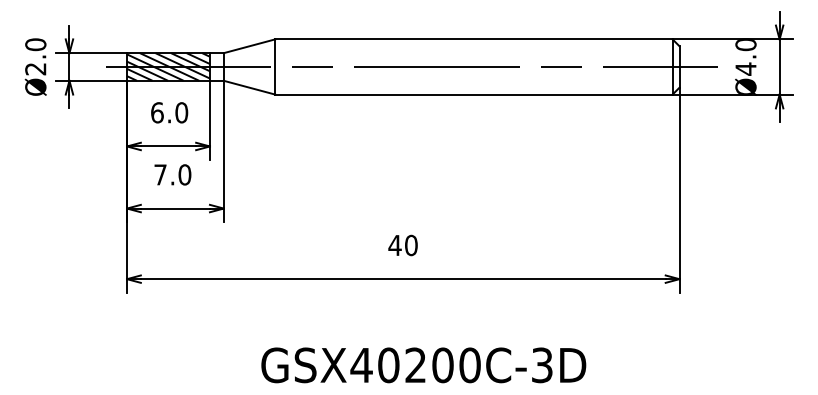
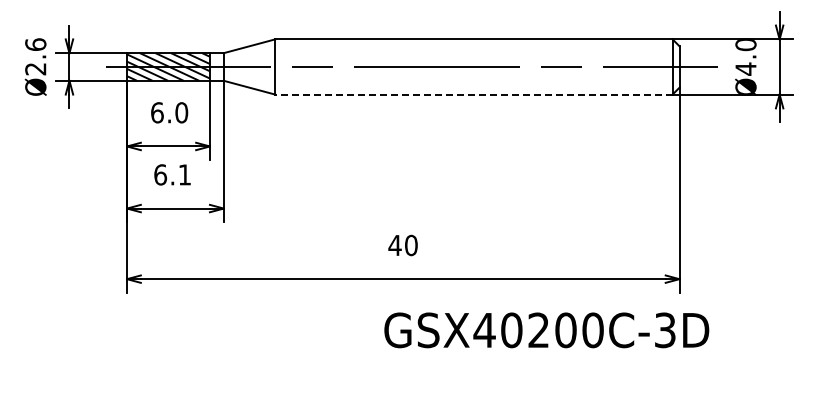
text: Ø2.0 -> Ø2.6 (35, 44)
line: solid -> dashed (473, 94)
text: 7.0 -> 6.1 (172, 174)
text position: (423, 365) -> (546, 330) (546, 330)
